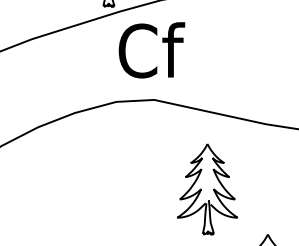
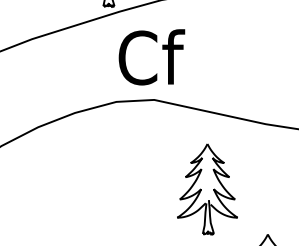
text position: (151, 50) -> (151, 57) (151, 57)
